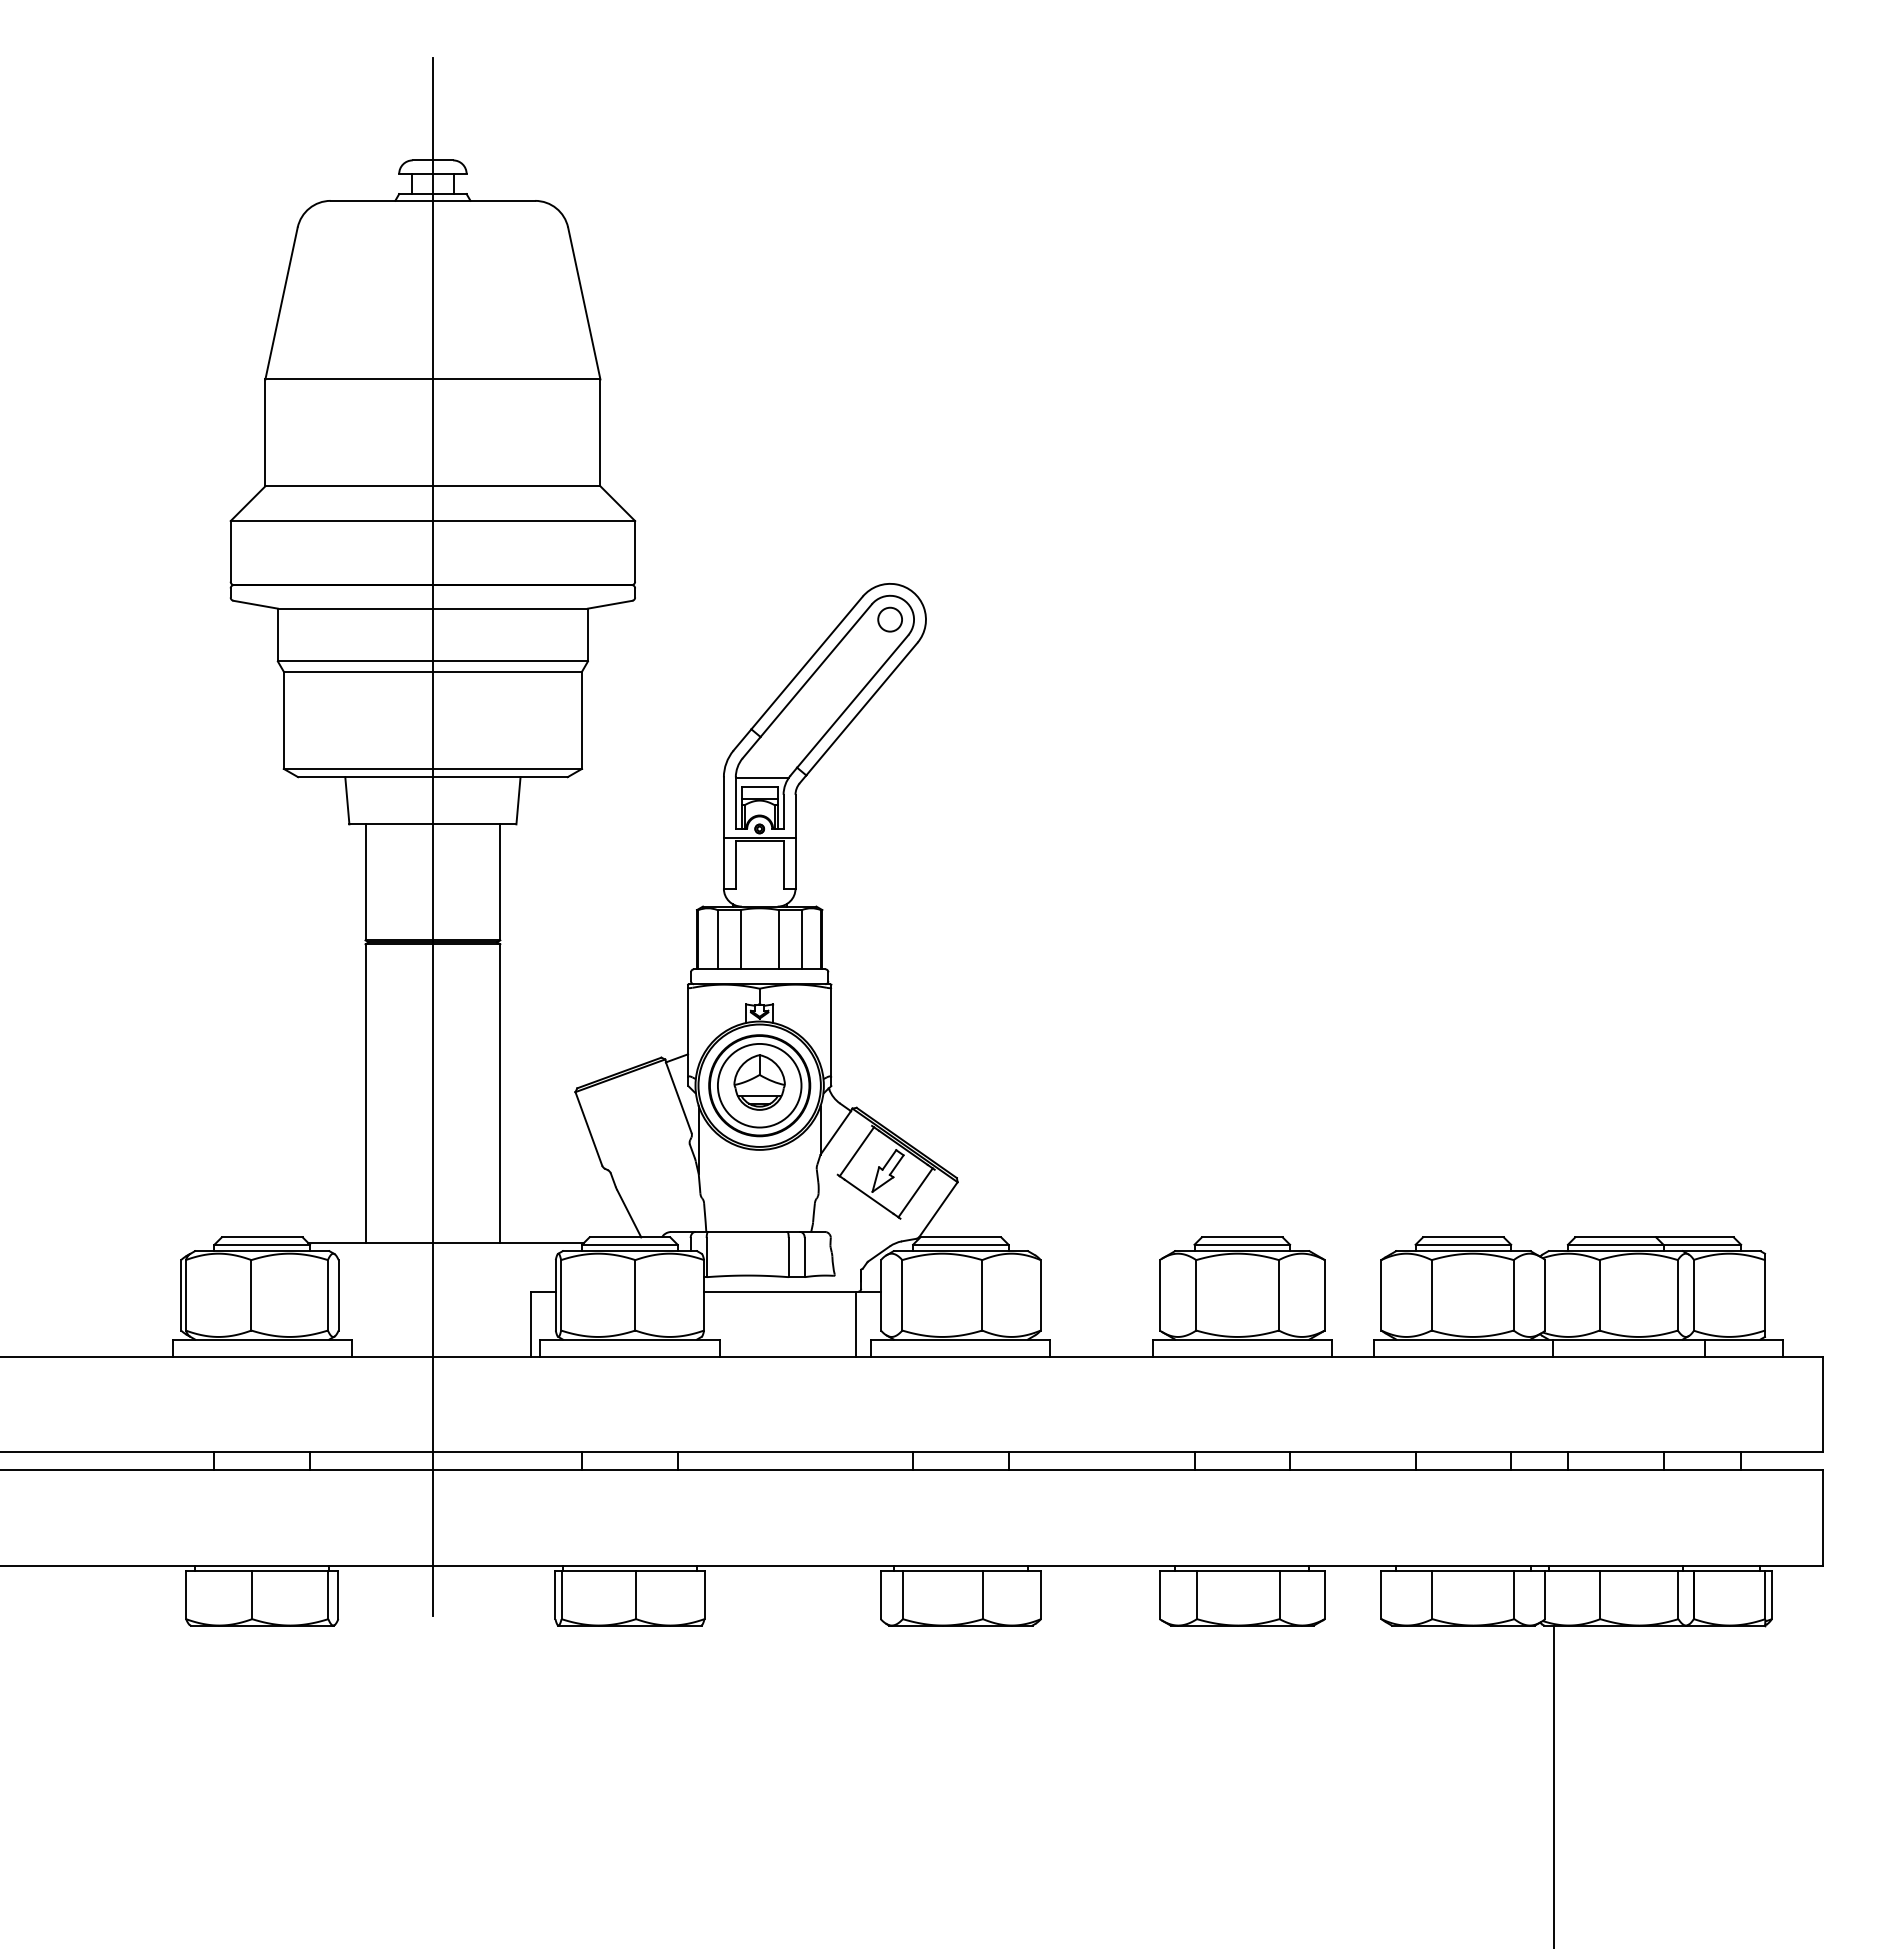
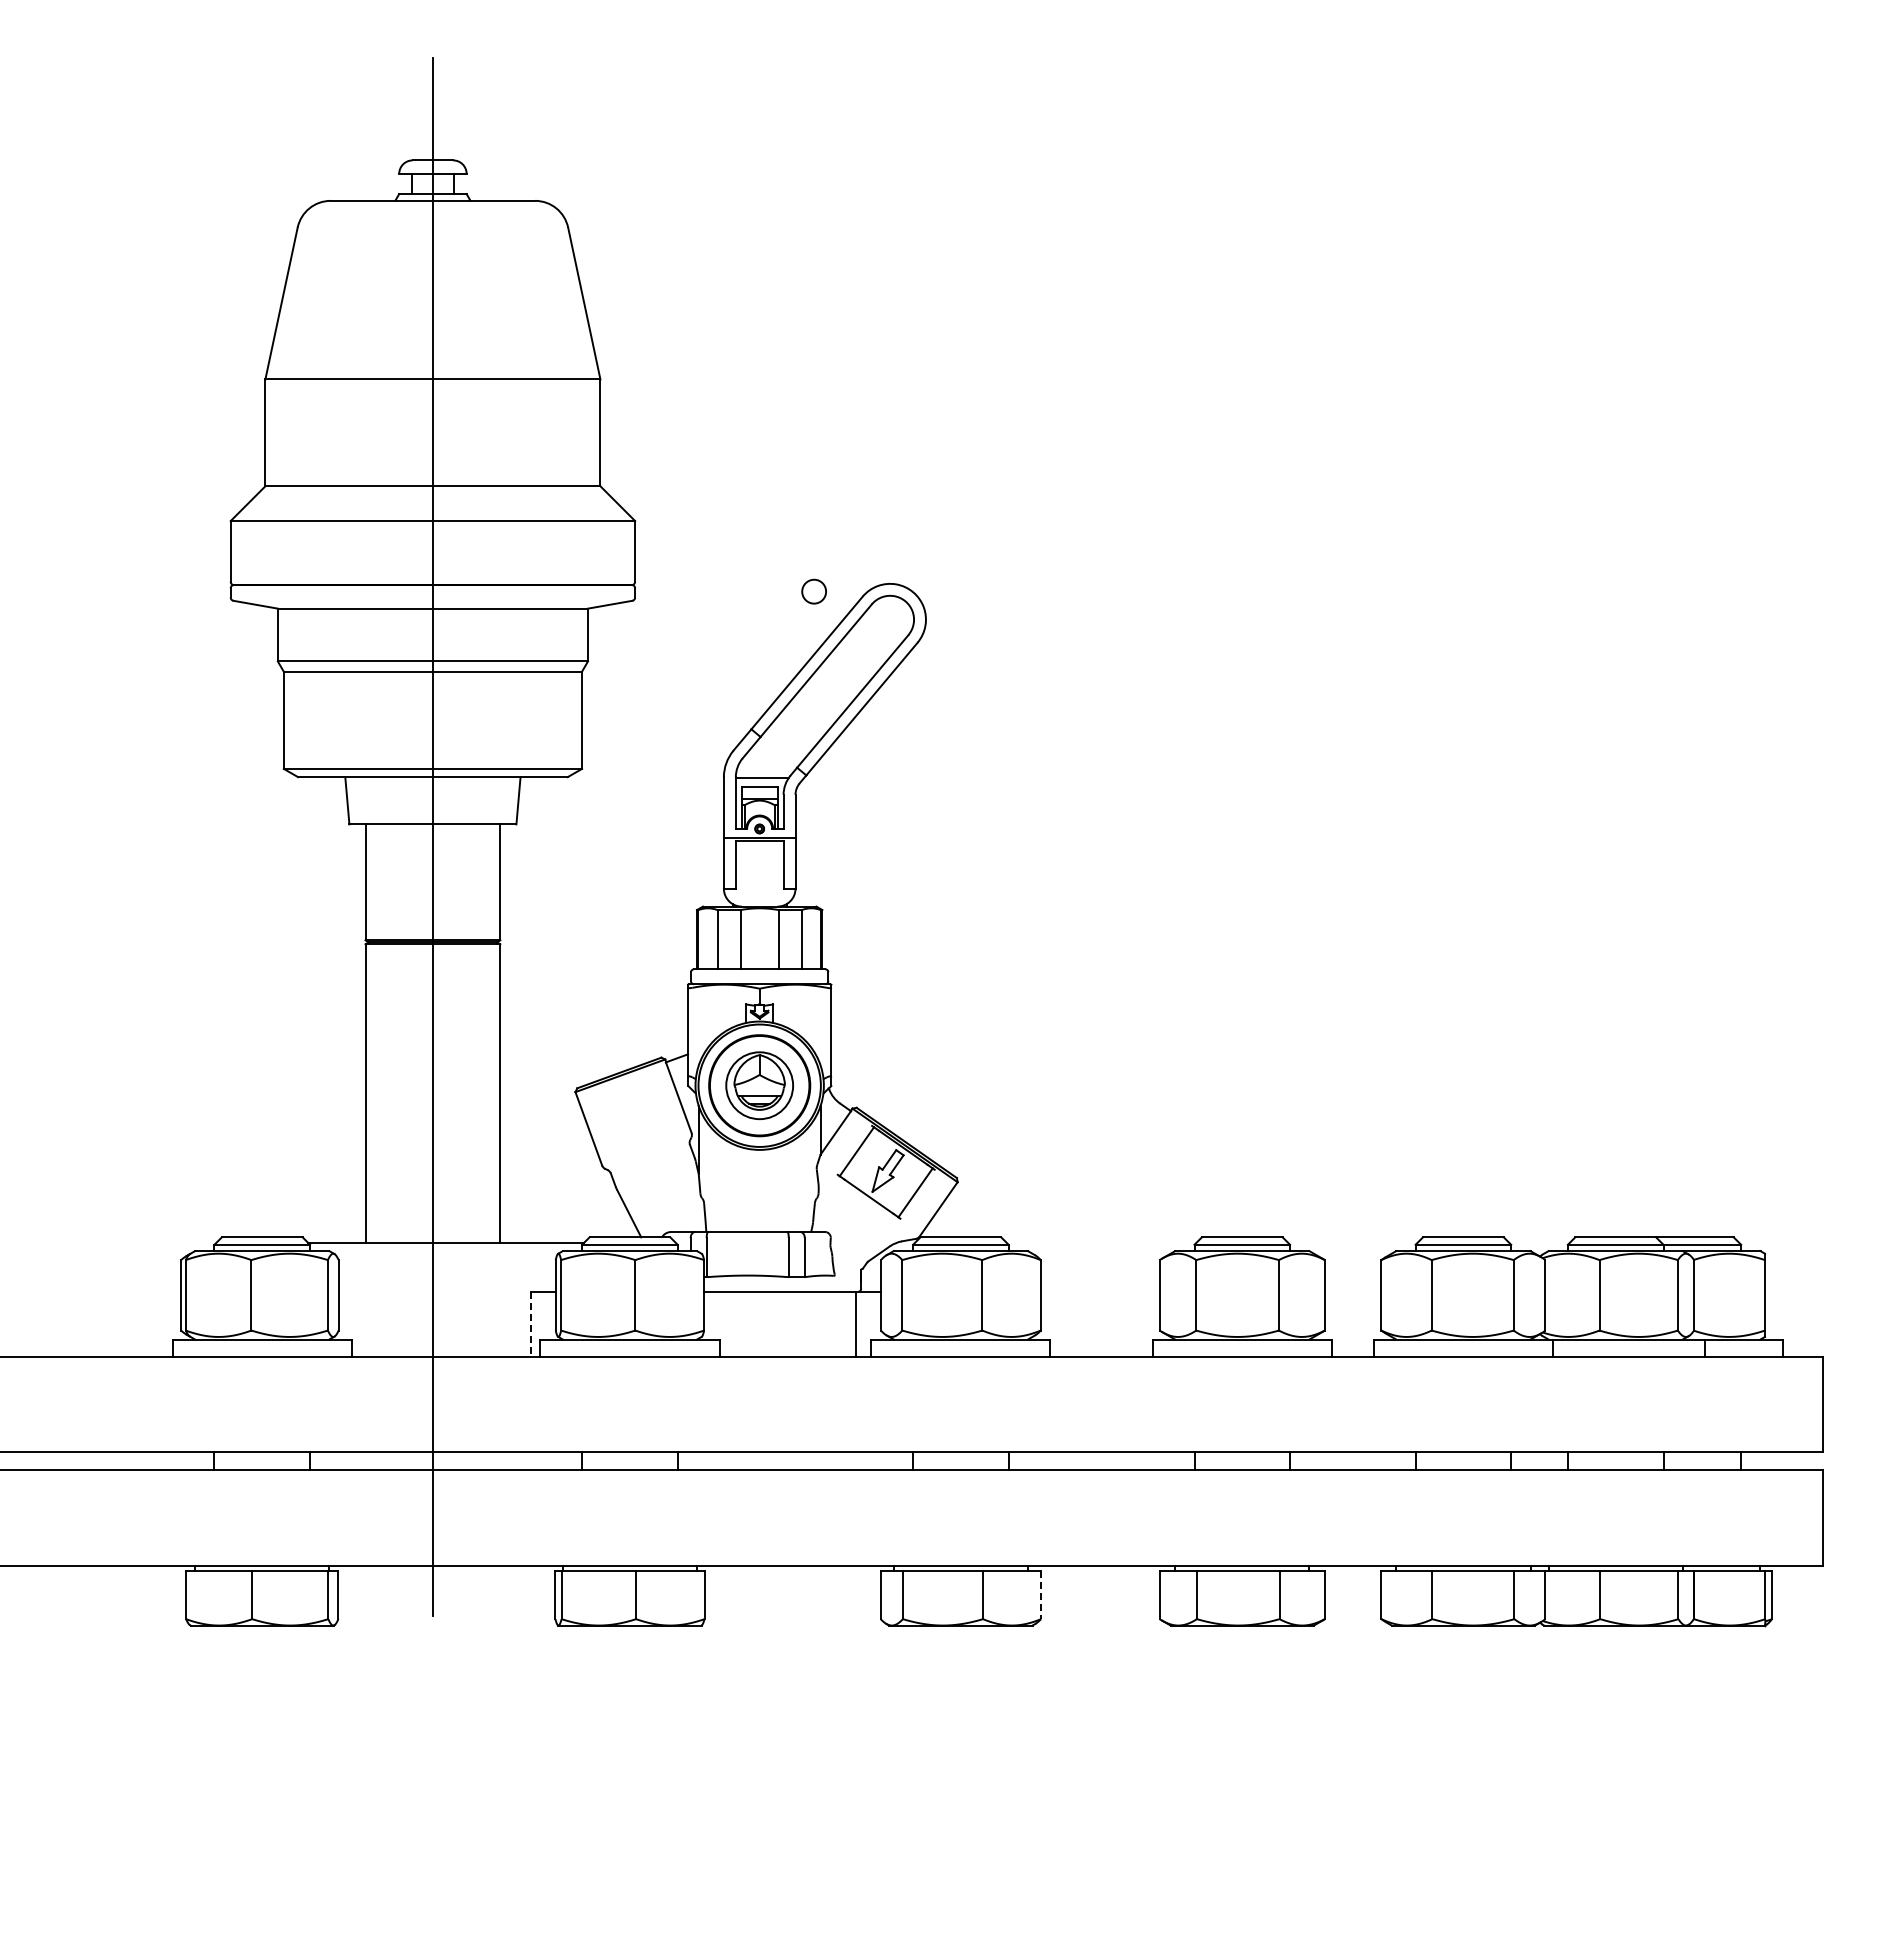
circle position: (889, 619) -> (813, 591) (813, 591)
circle diameter: 84 px -> 67 px (759, 1085)
line: solid -> dashed (530, 1324)
line: solid -> dashed (1041, 1595)
line: present -> none (1553, 1785)
